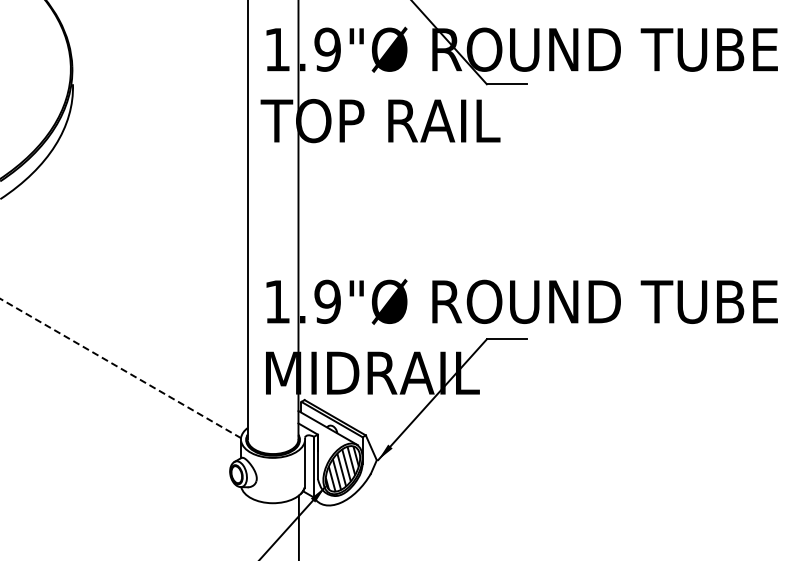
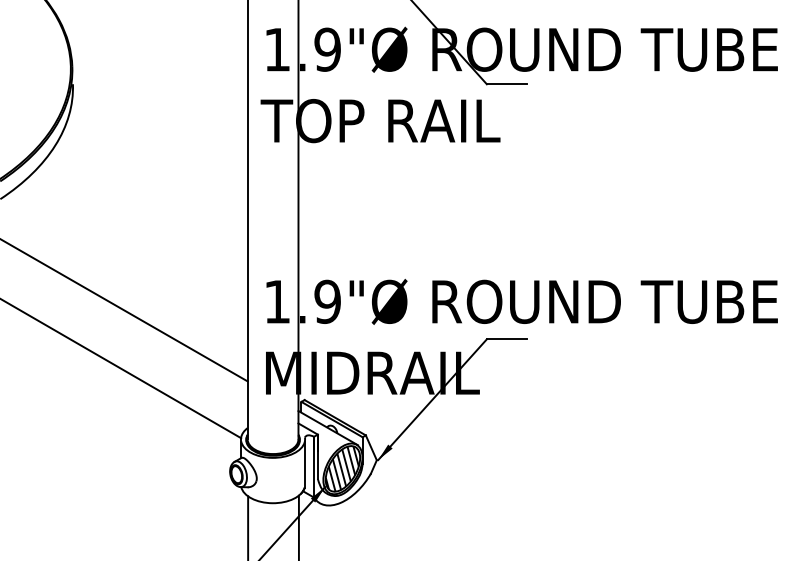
line: none -> present (124, 310)
line: dashed -> solid (120, 368)
line: none -> present (248, 526)
